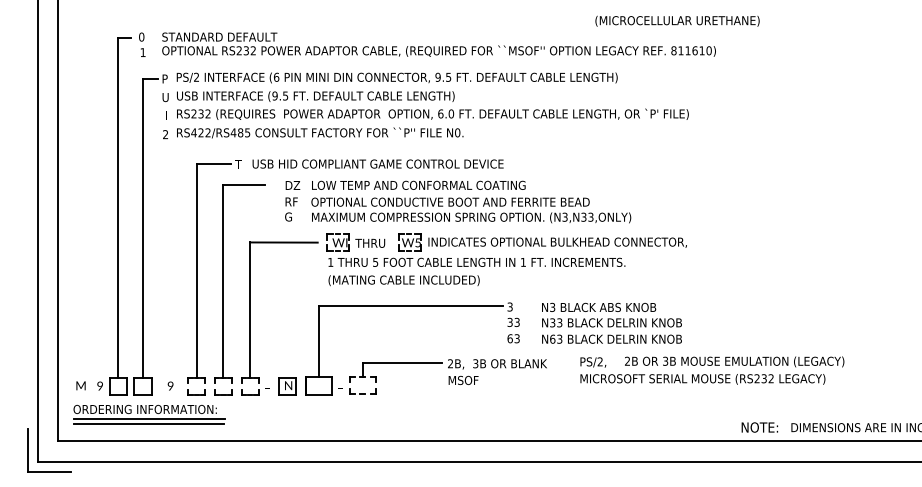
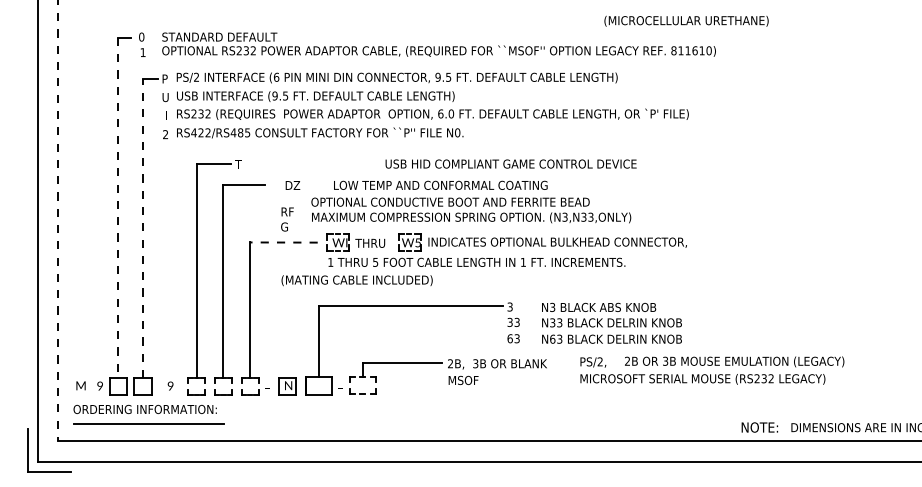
text position: (677, 20) -> (686, 20) (686, 20)
text position: (377, 163) -> (510, 163) (510, 163)
text position: (418, 184) -> (440, 184) (440, 184)
line: solid -> dashed (118, 208)
text position: (291, 209) -> (287, 219) (287, 219)
line: solid -> dashed (58, 221)
line: solid -> dashed (143, 228)
line: solid -> dashed (283, 242)
text position: (403, 280) -> (356, 280) (356, 280)
line: present -> none (148, 419)
